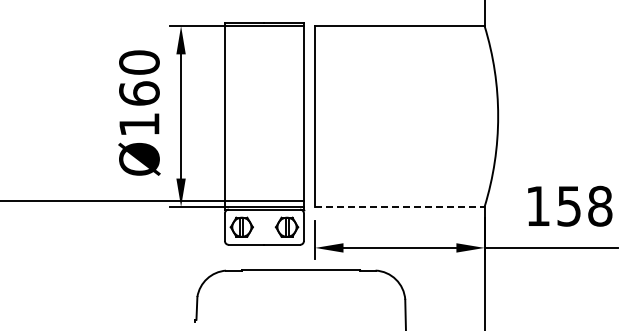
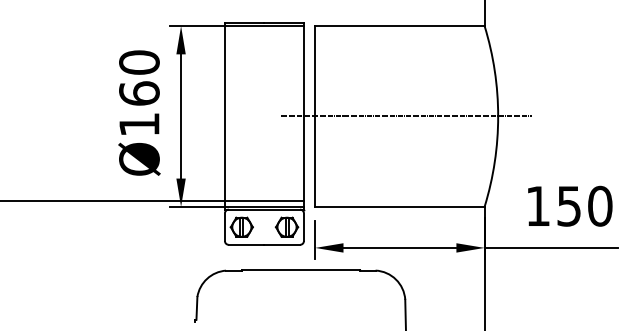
line: none -> present (406, 116)
line: dashed -> solid (399, 206)
text: 158 -> 150 (600, 206)
